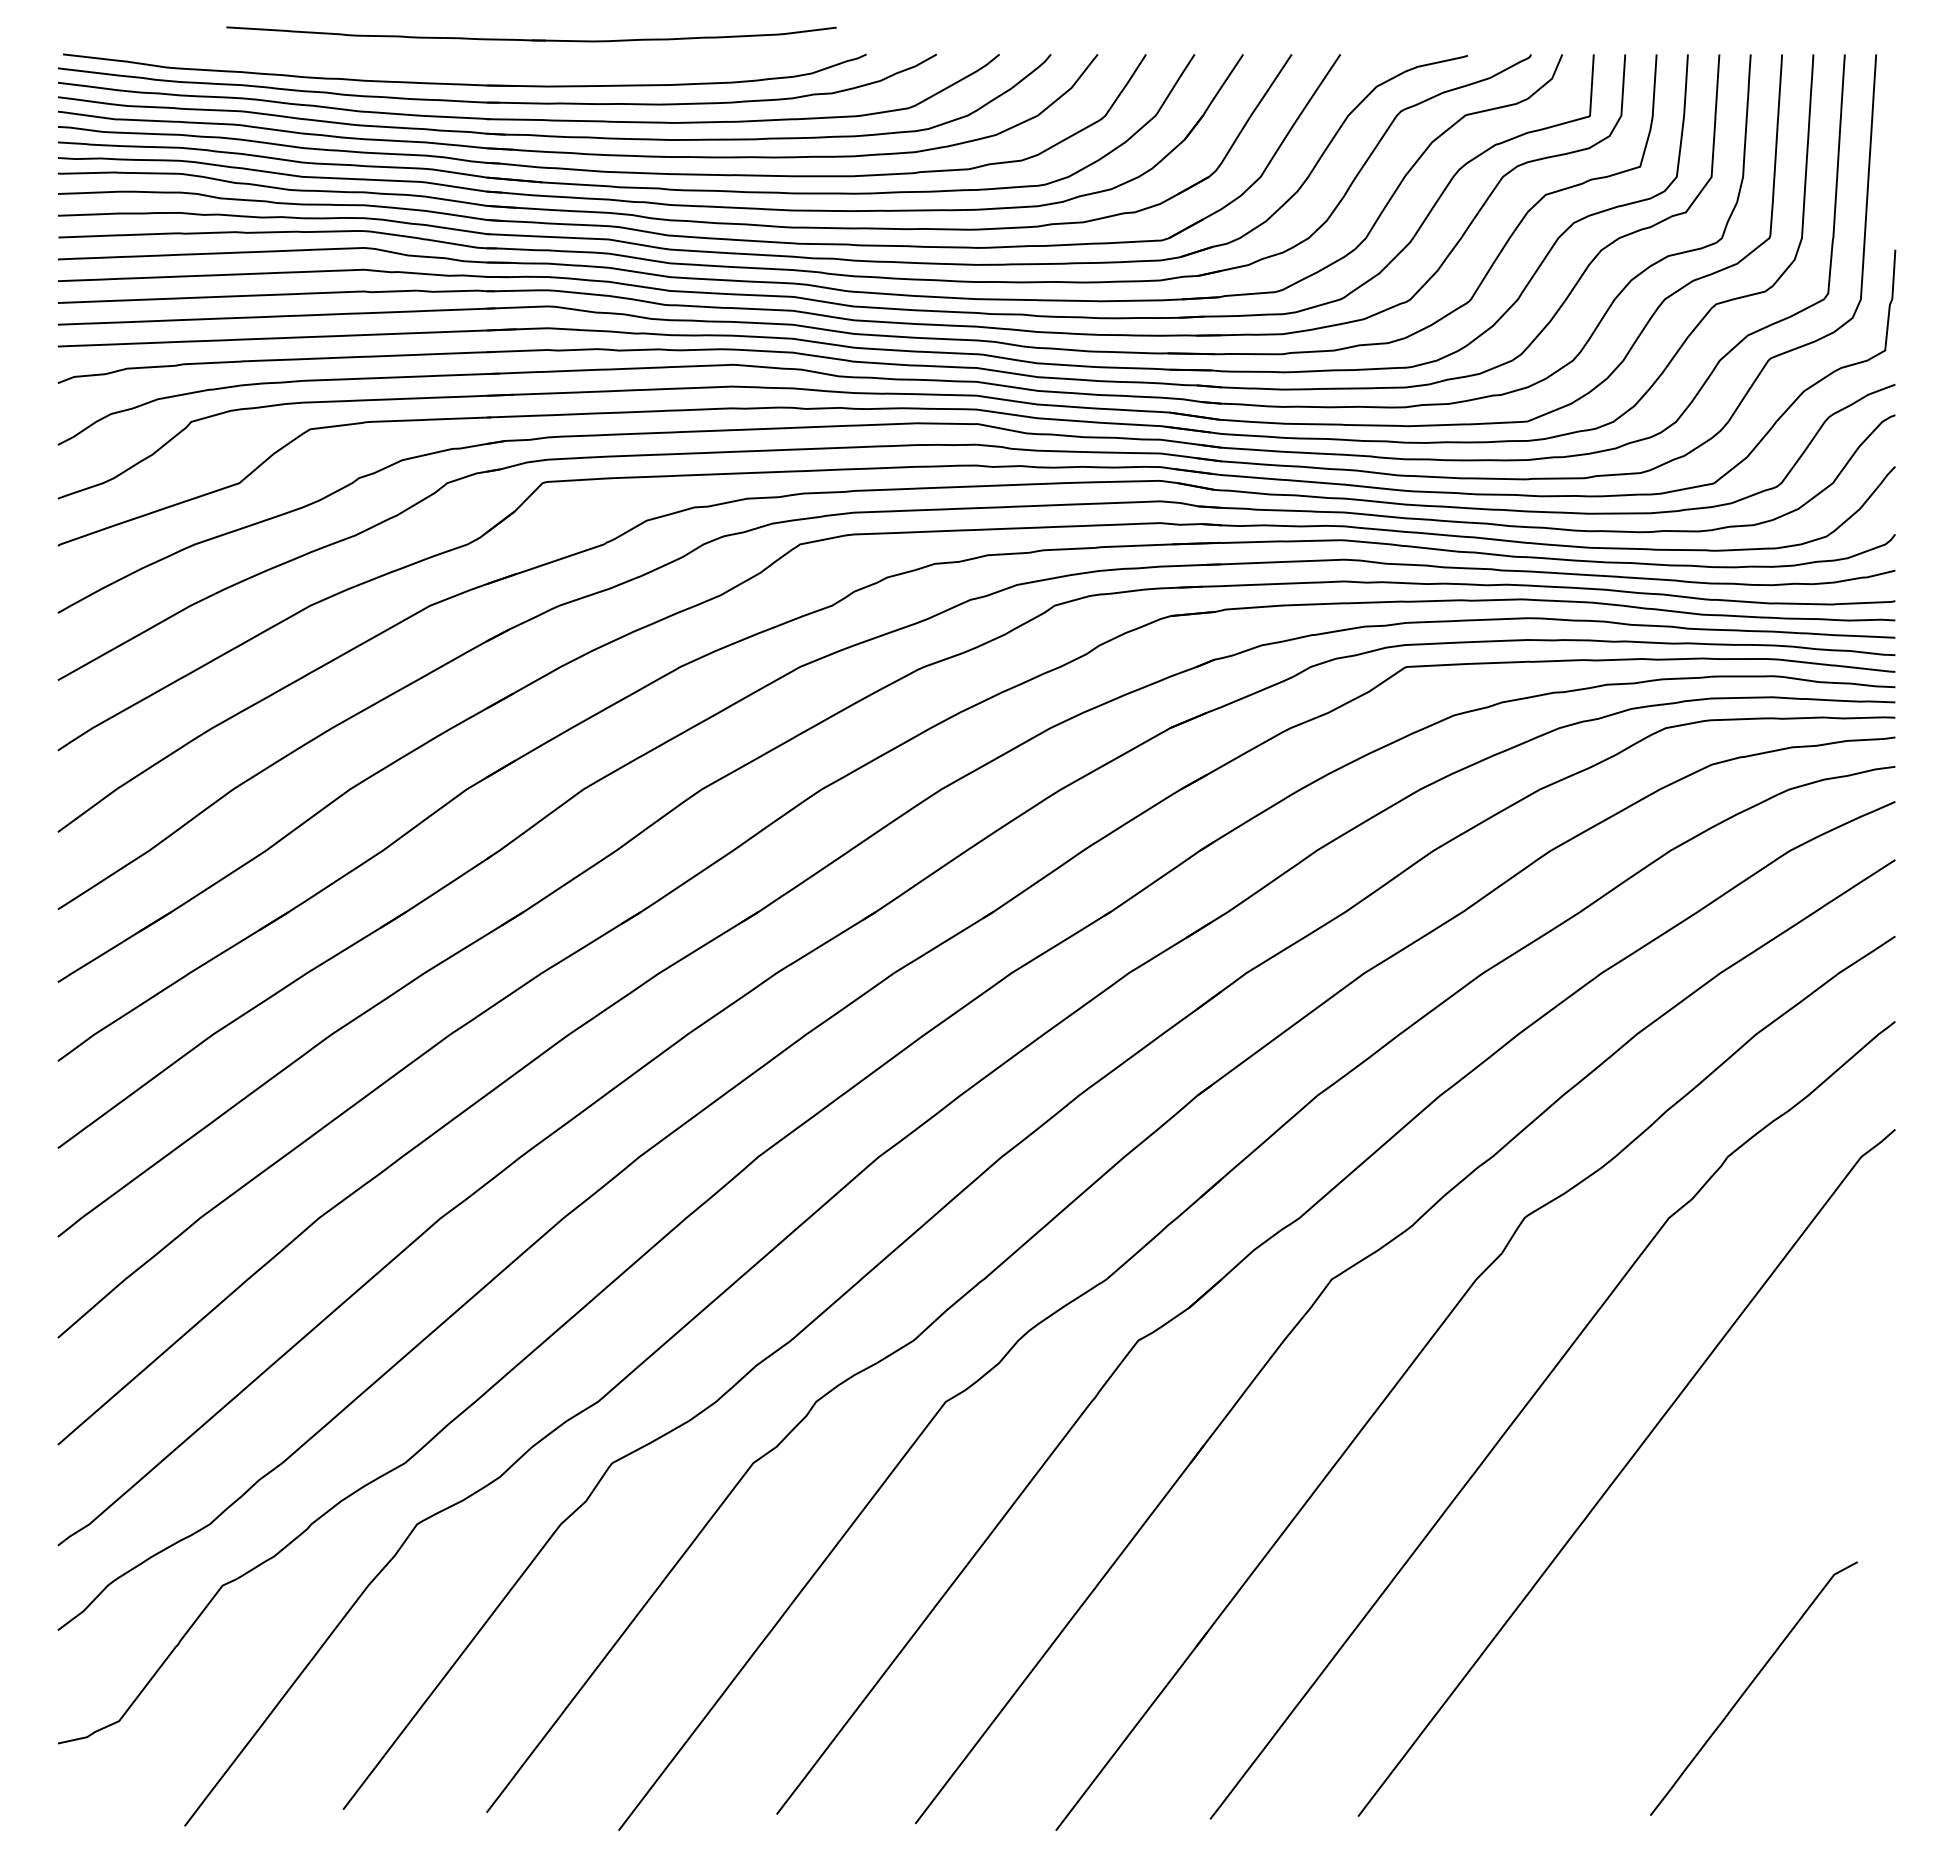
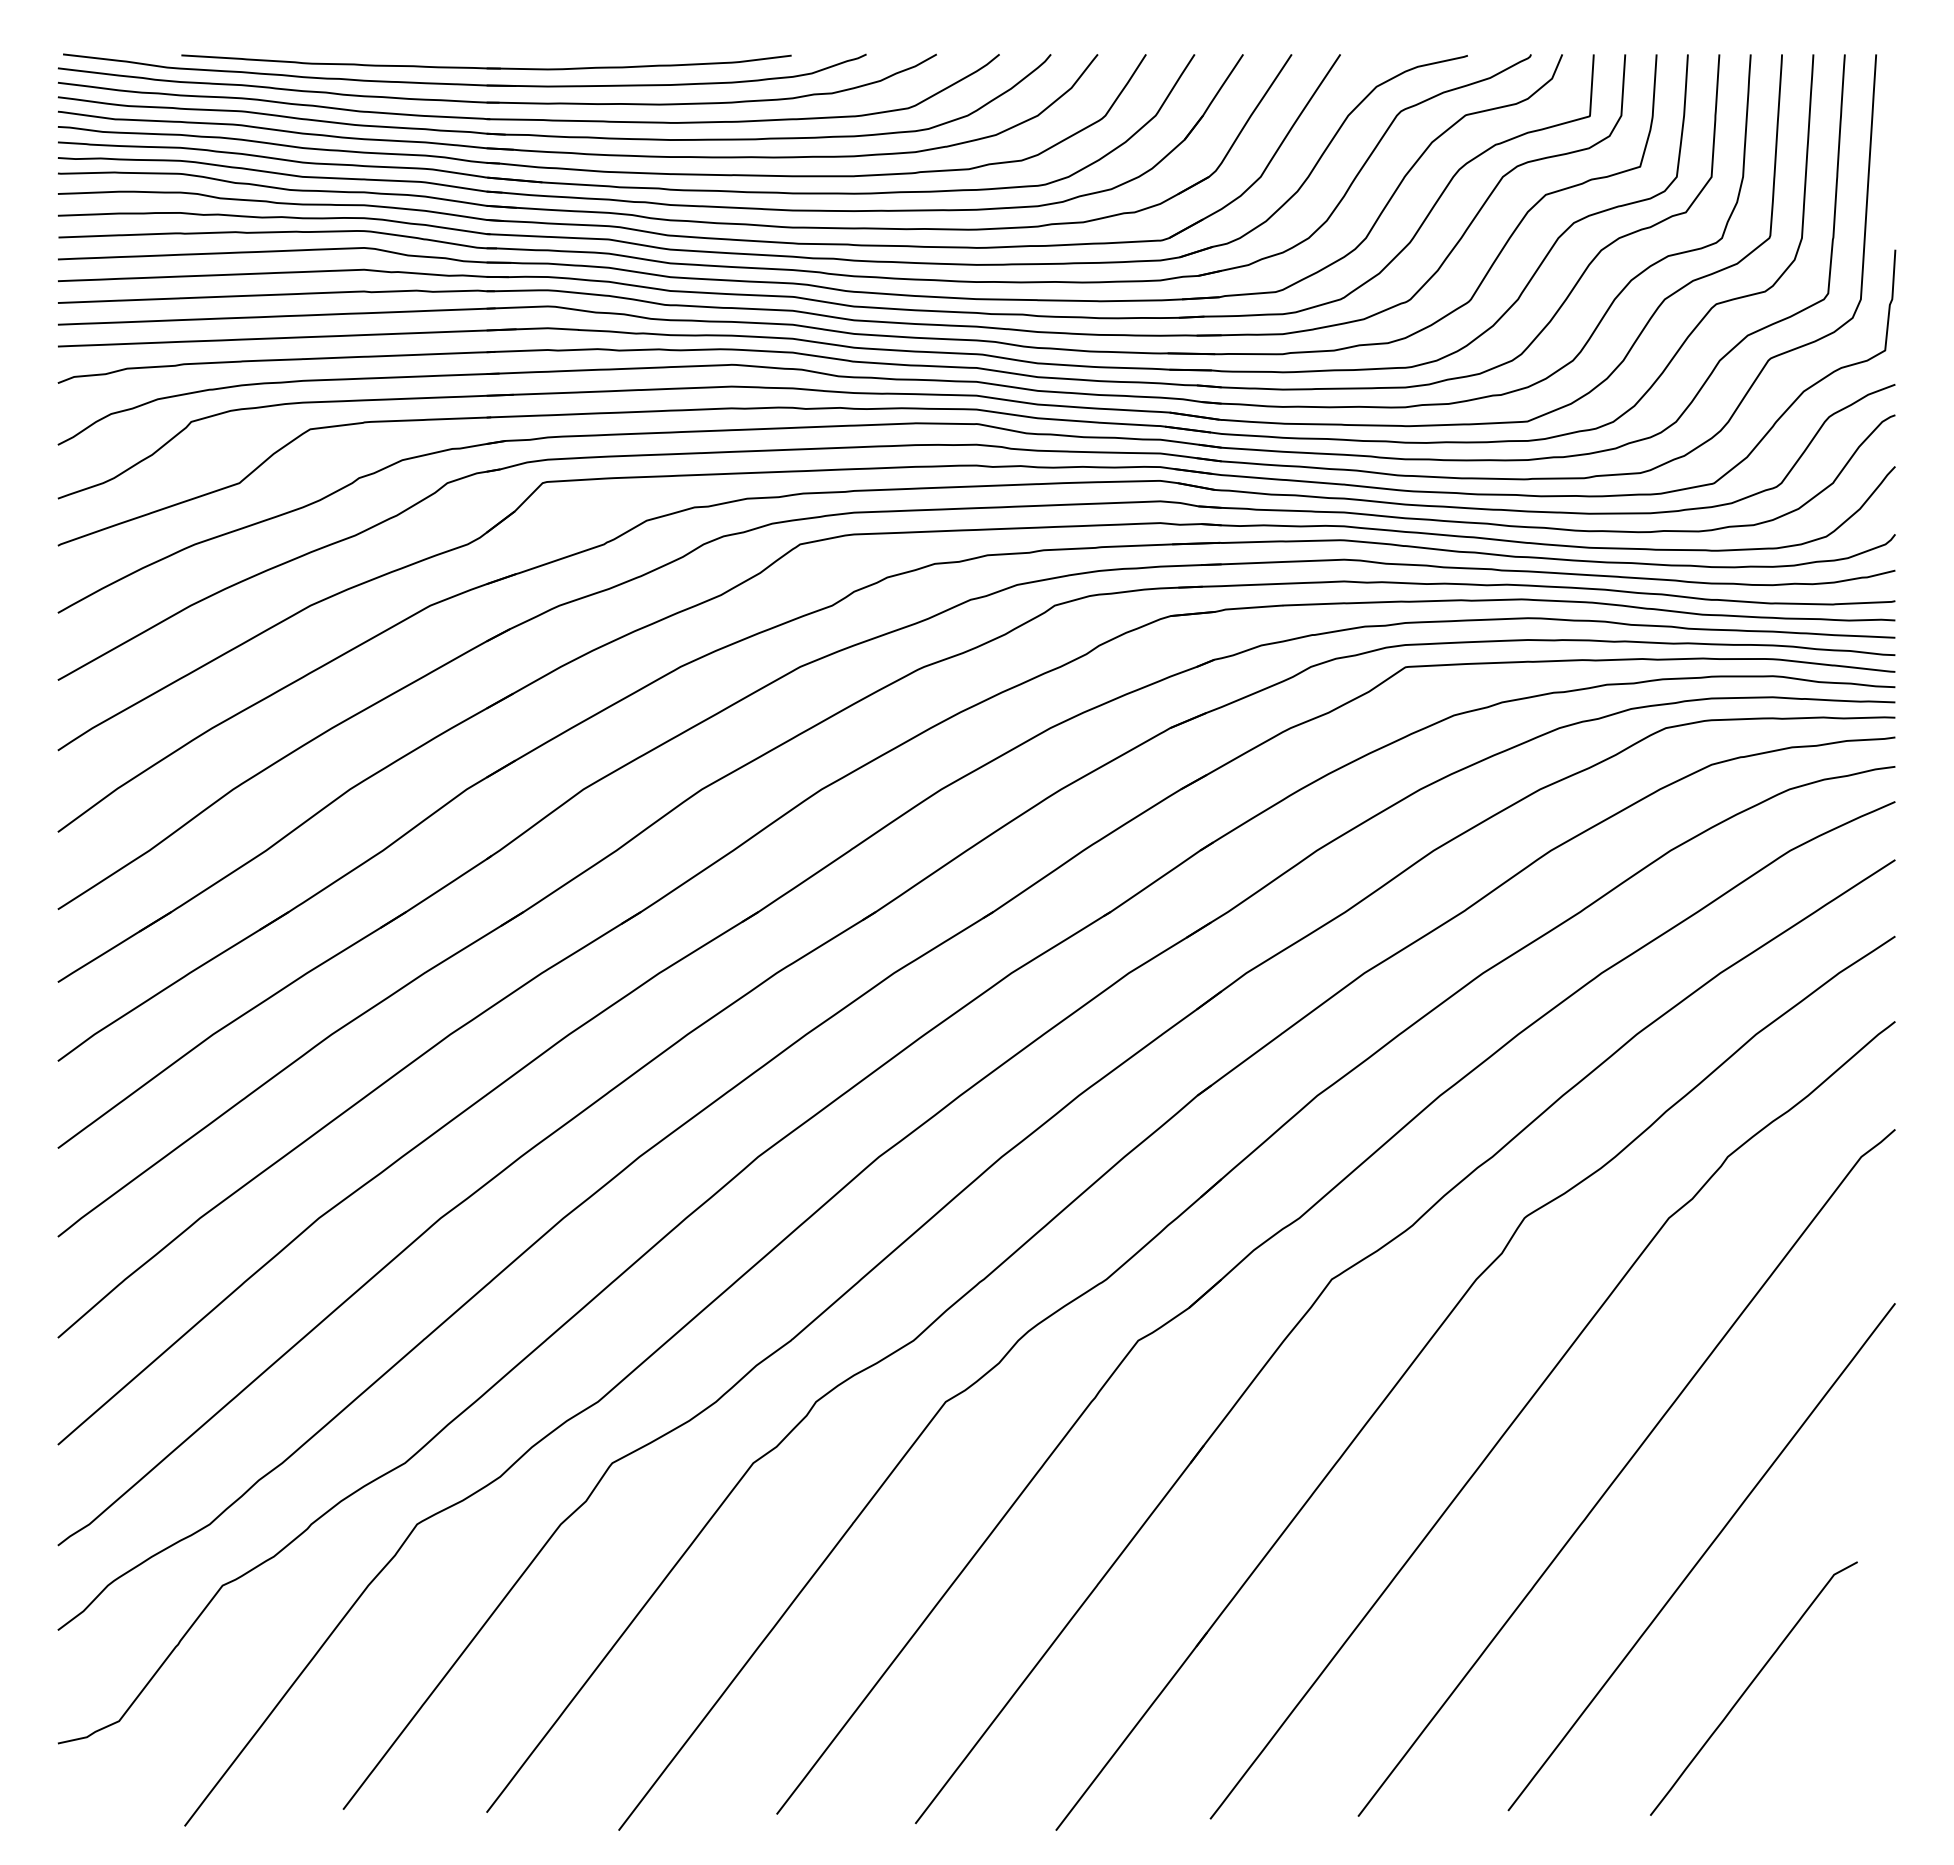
part position: (531, 34) -> (486, 62) (486, 62)
line: none -> present (1701, 1557)
